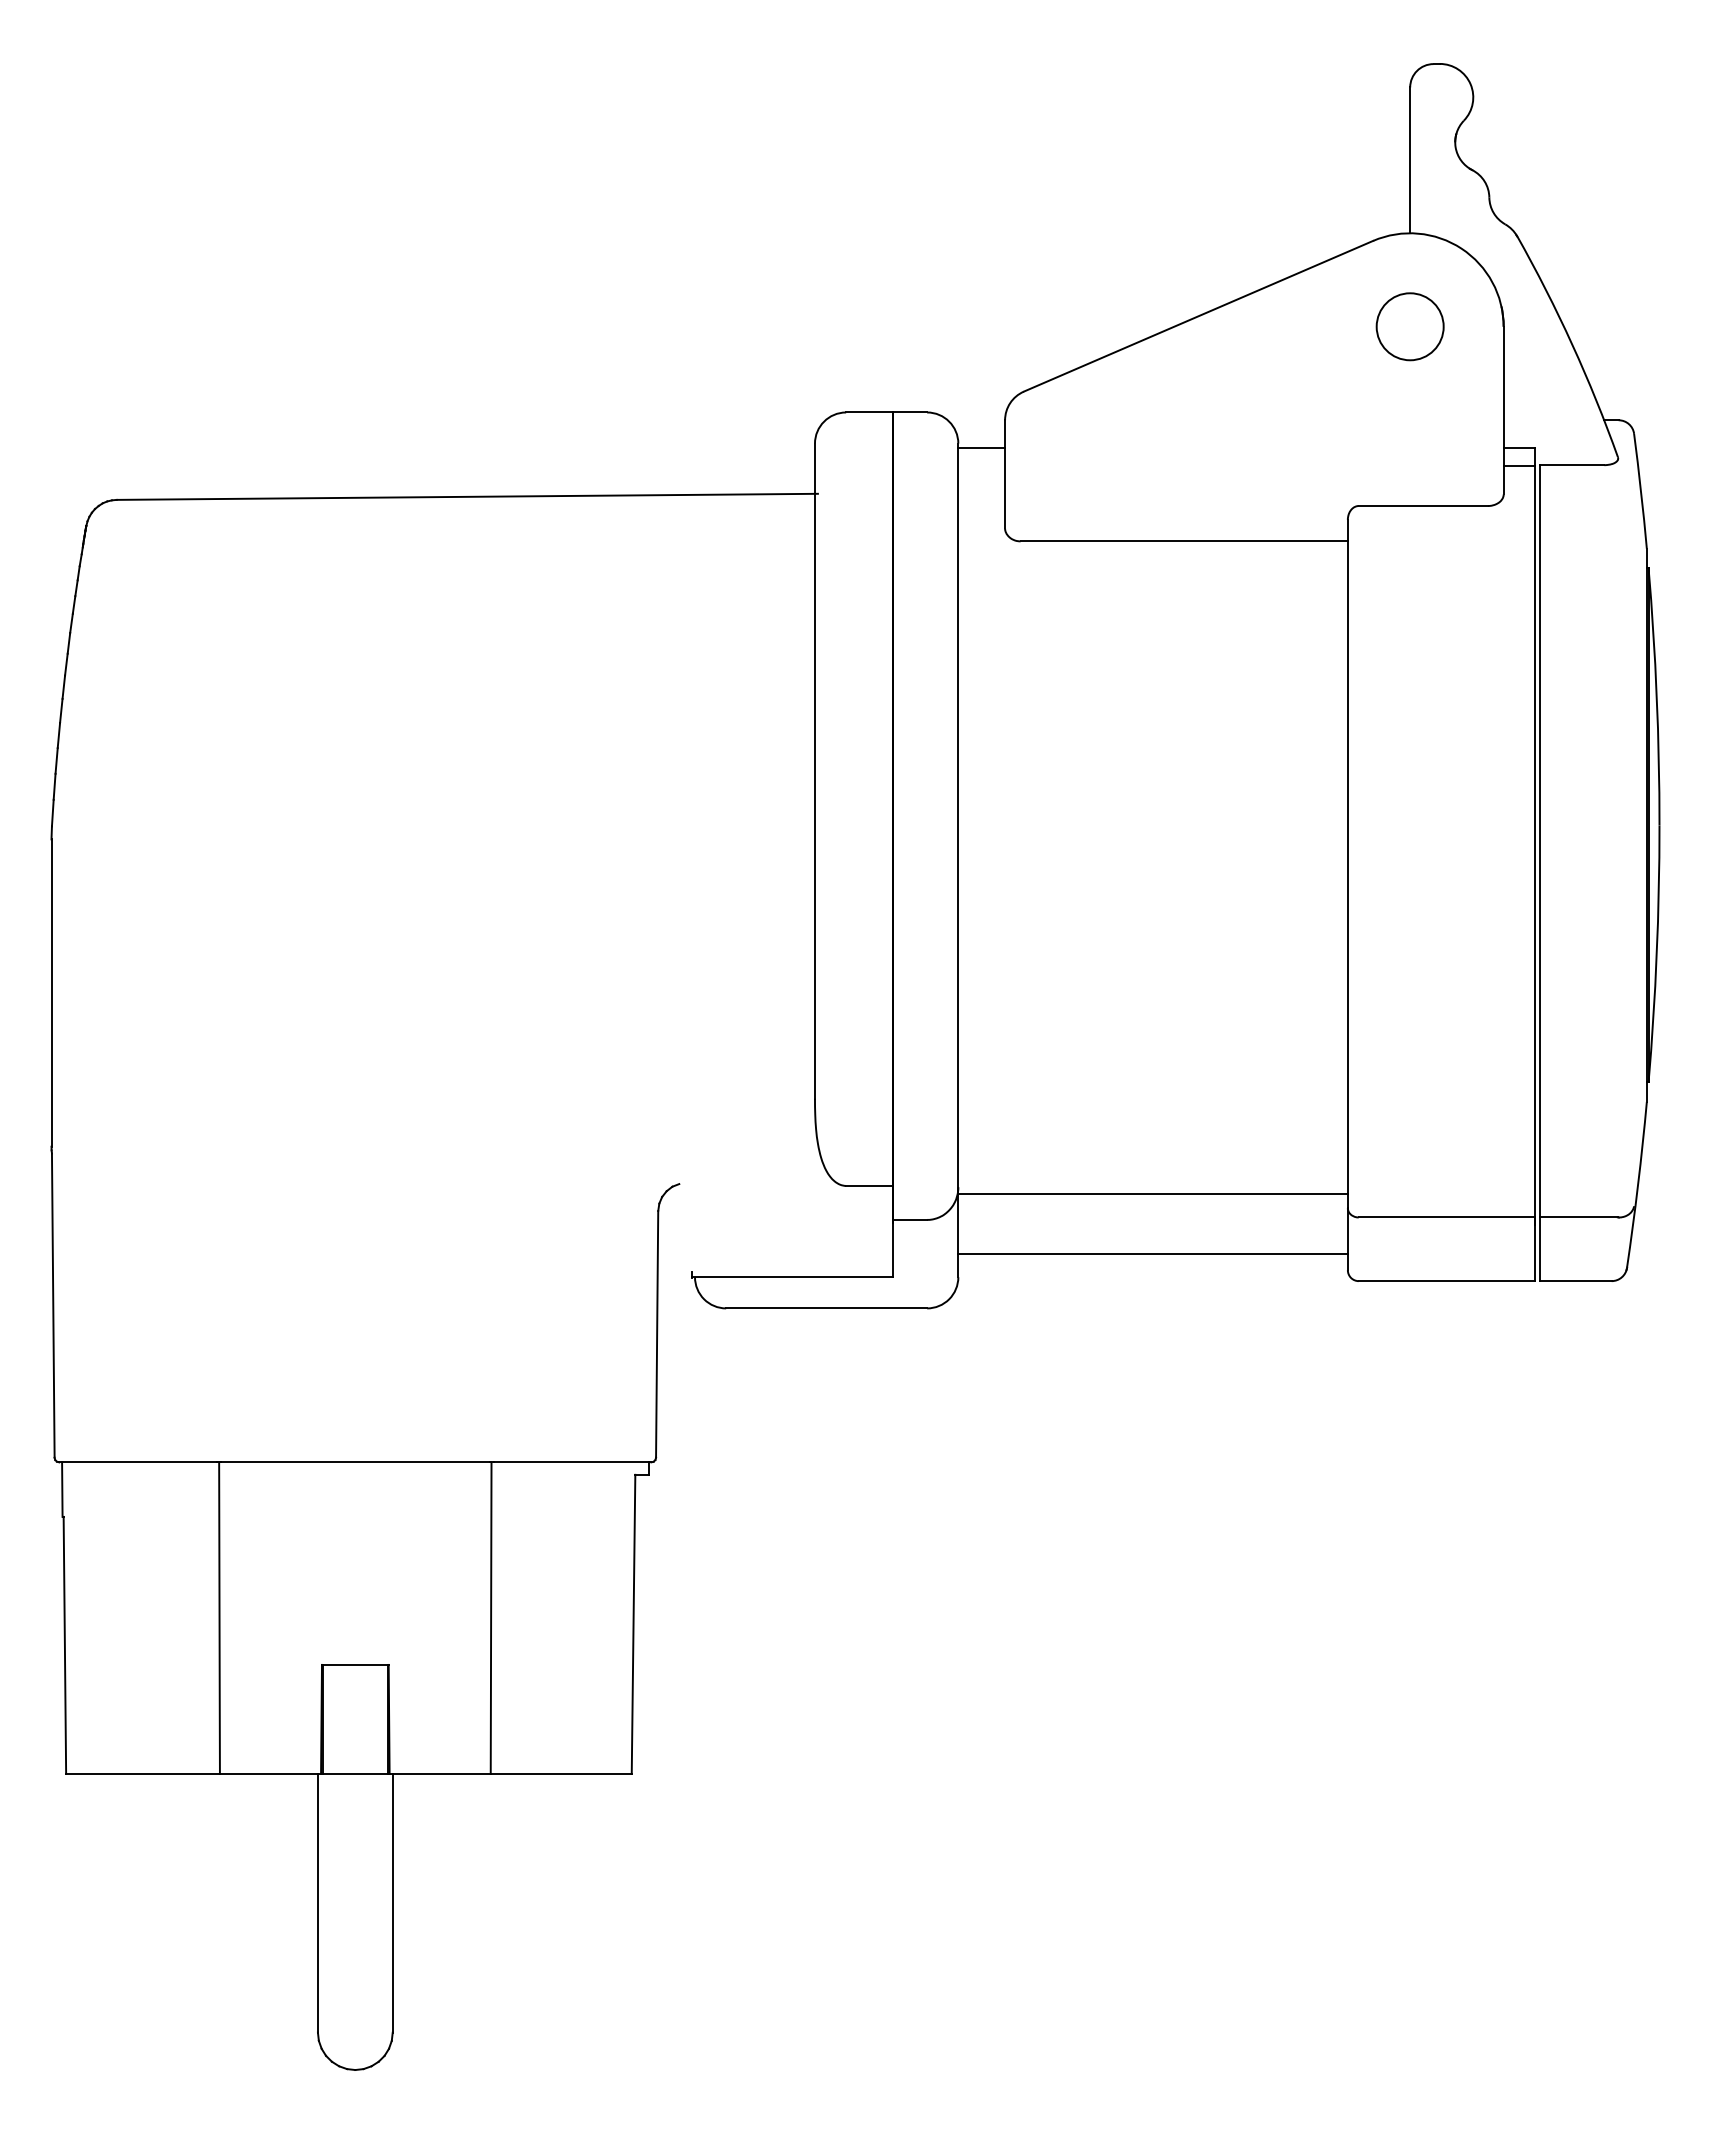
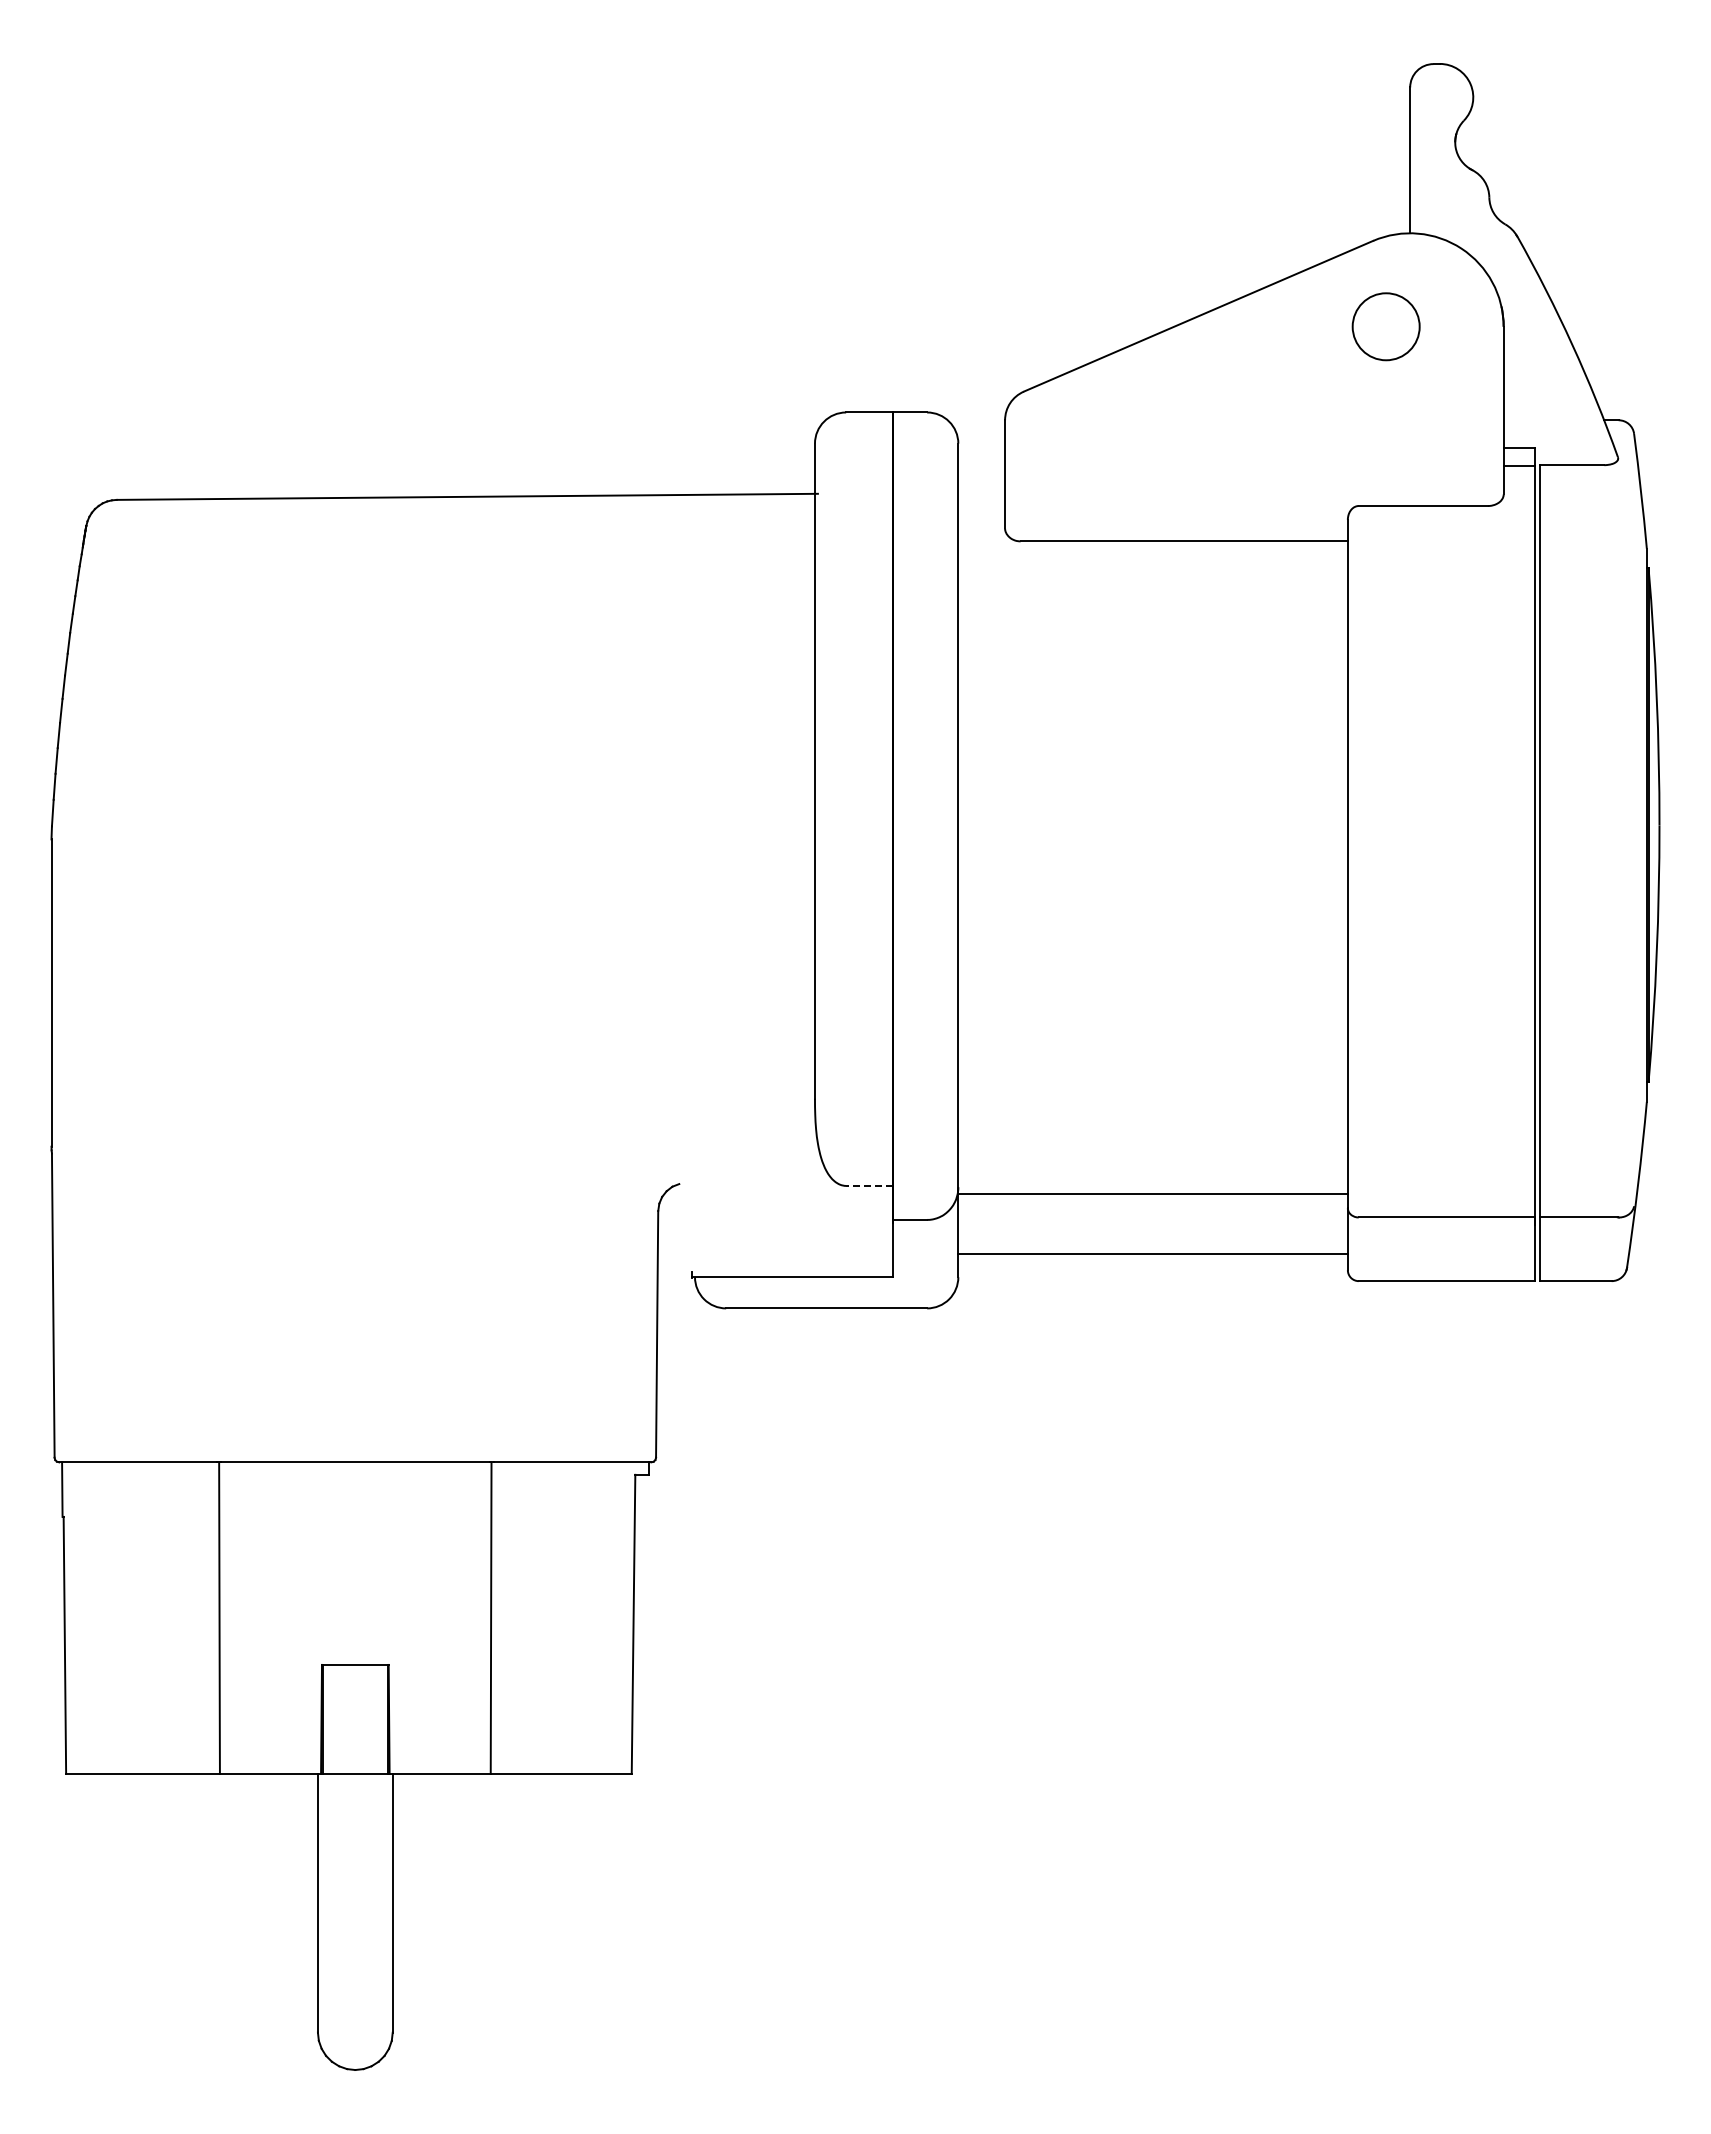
circle position: (1409, 326) -> (1385, 326) (1385, 326)
line: present -> none (981, 447)
line: solid -> dashed (869, 1185)
